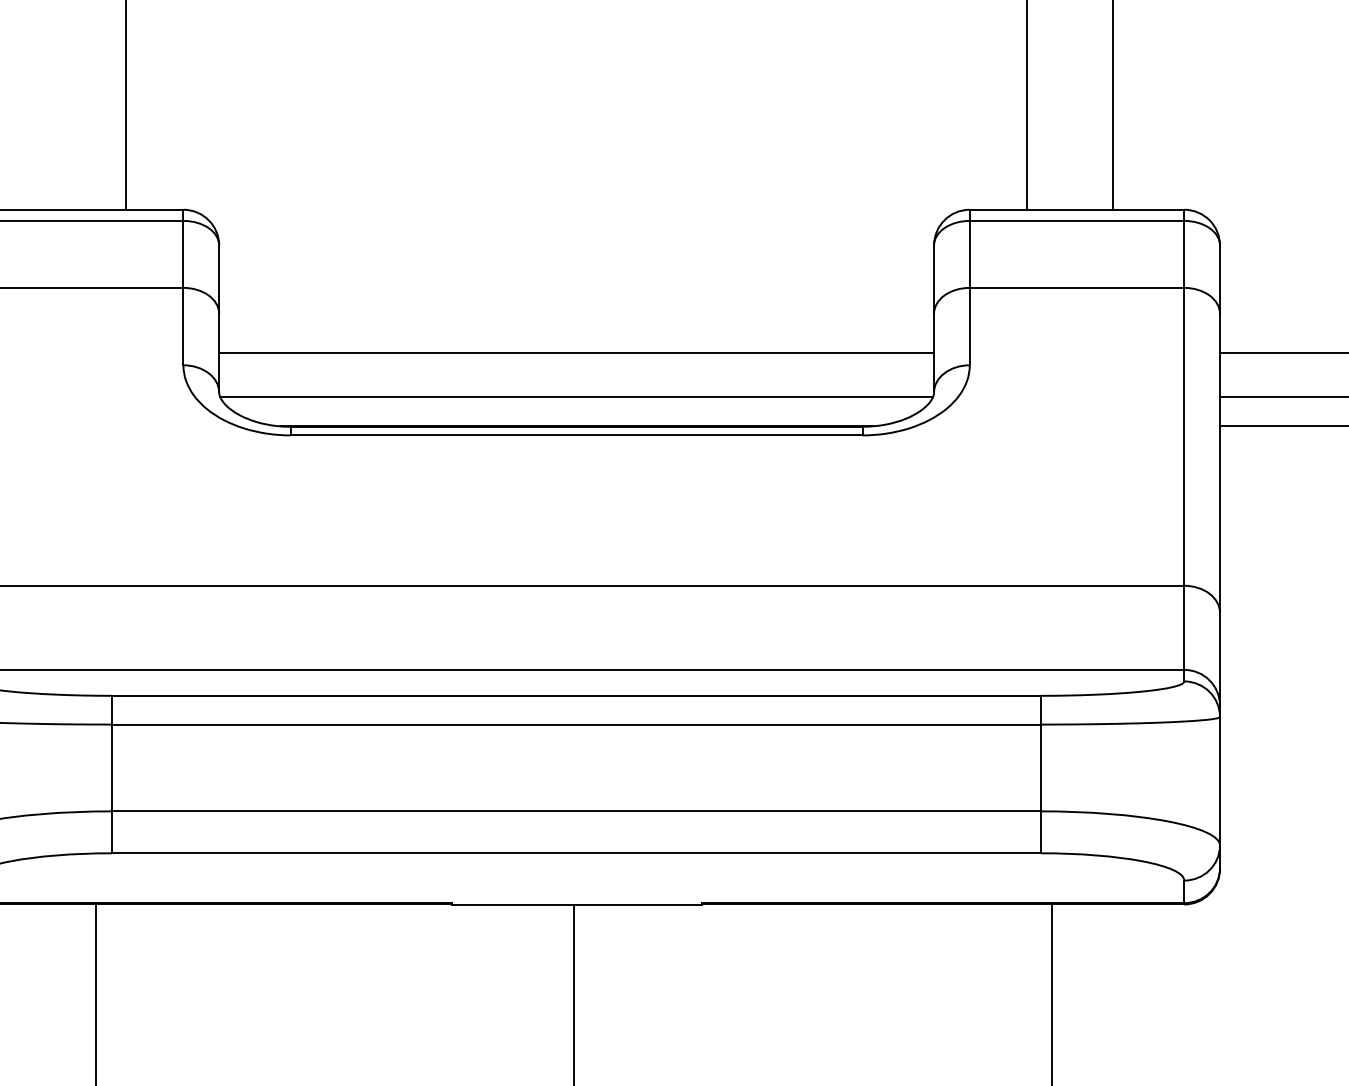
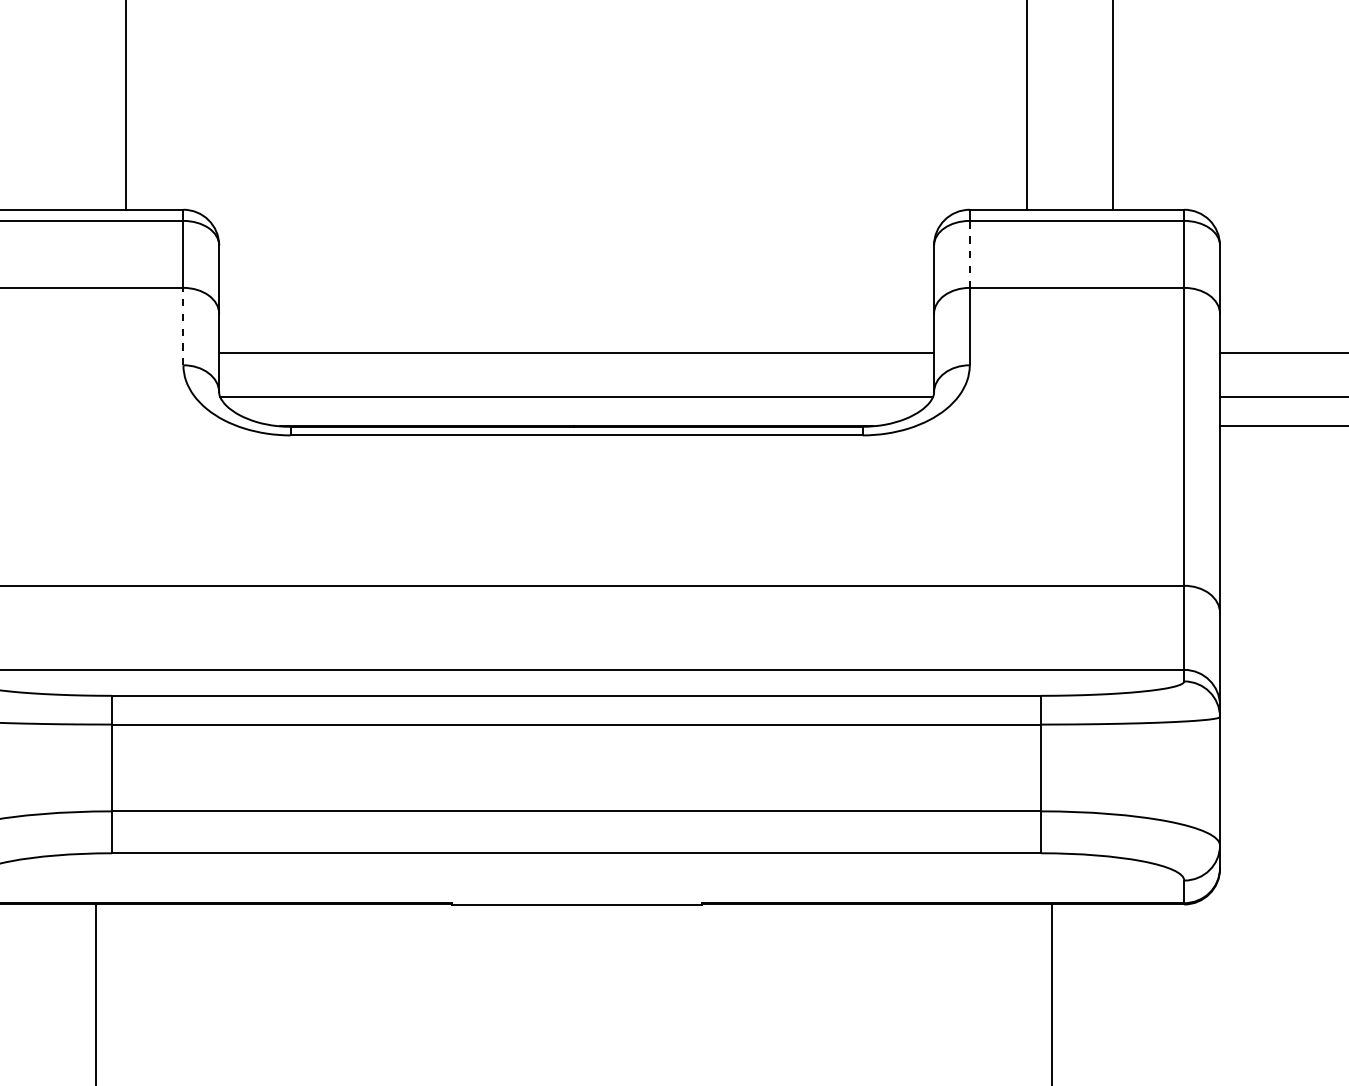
line: solid -> dashed (969, 253)
line: solid -> dashed (183, 326)
line: present -> none (574, 993)
